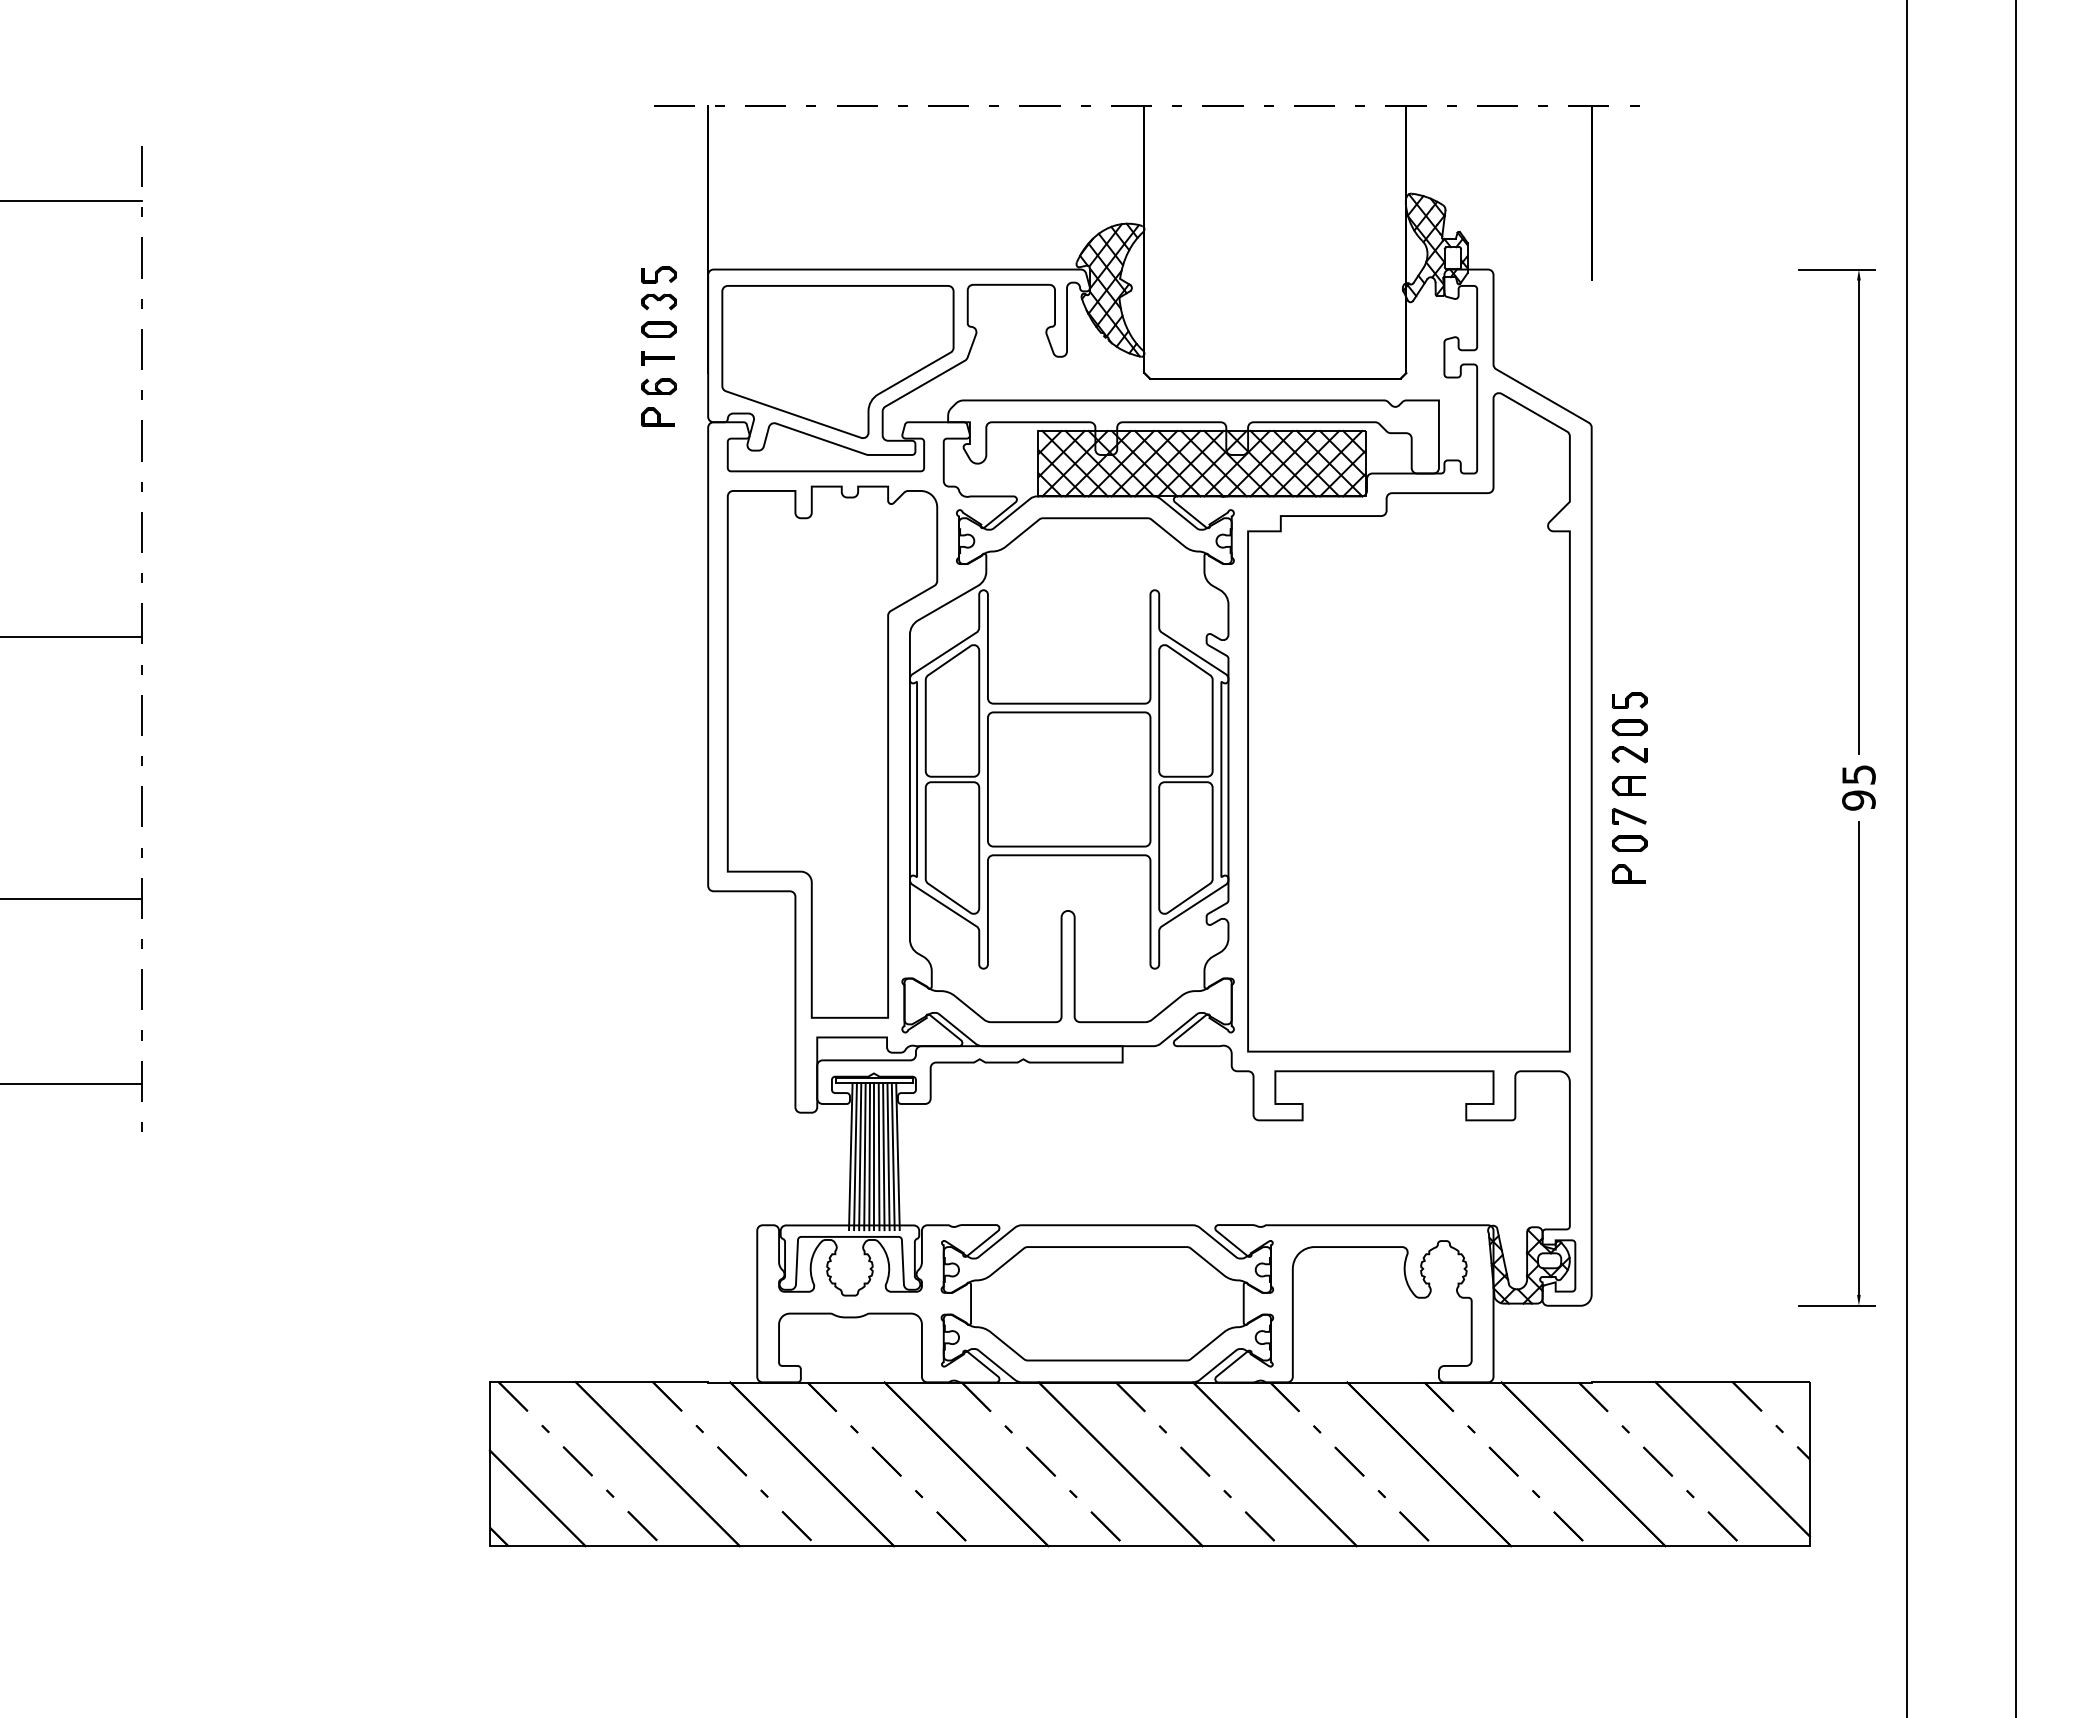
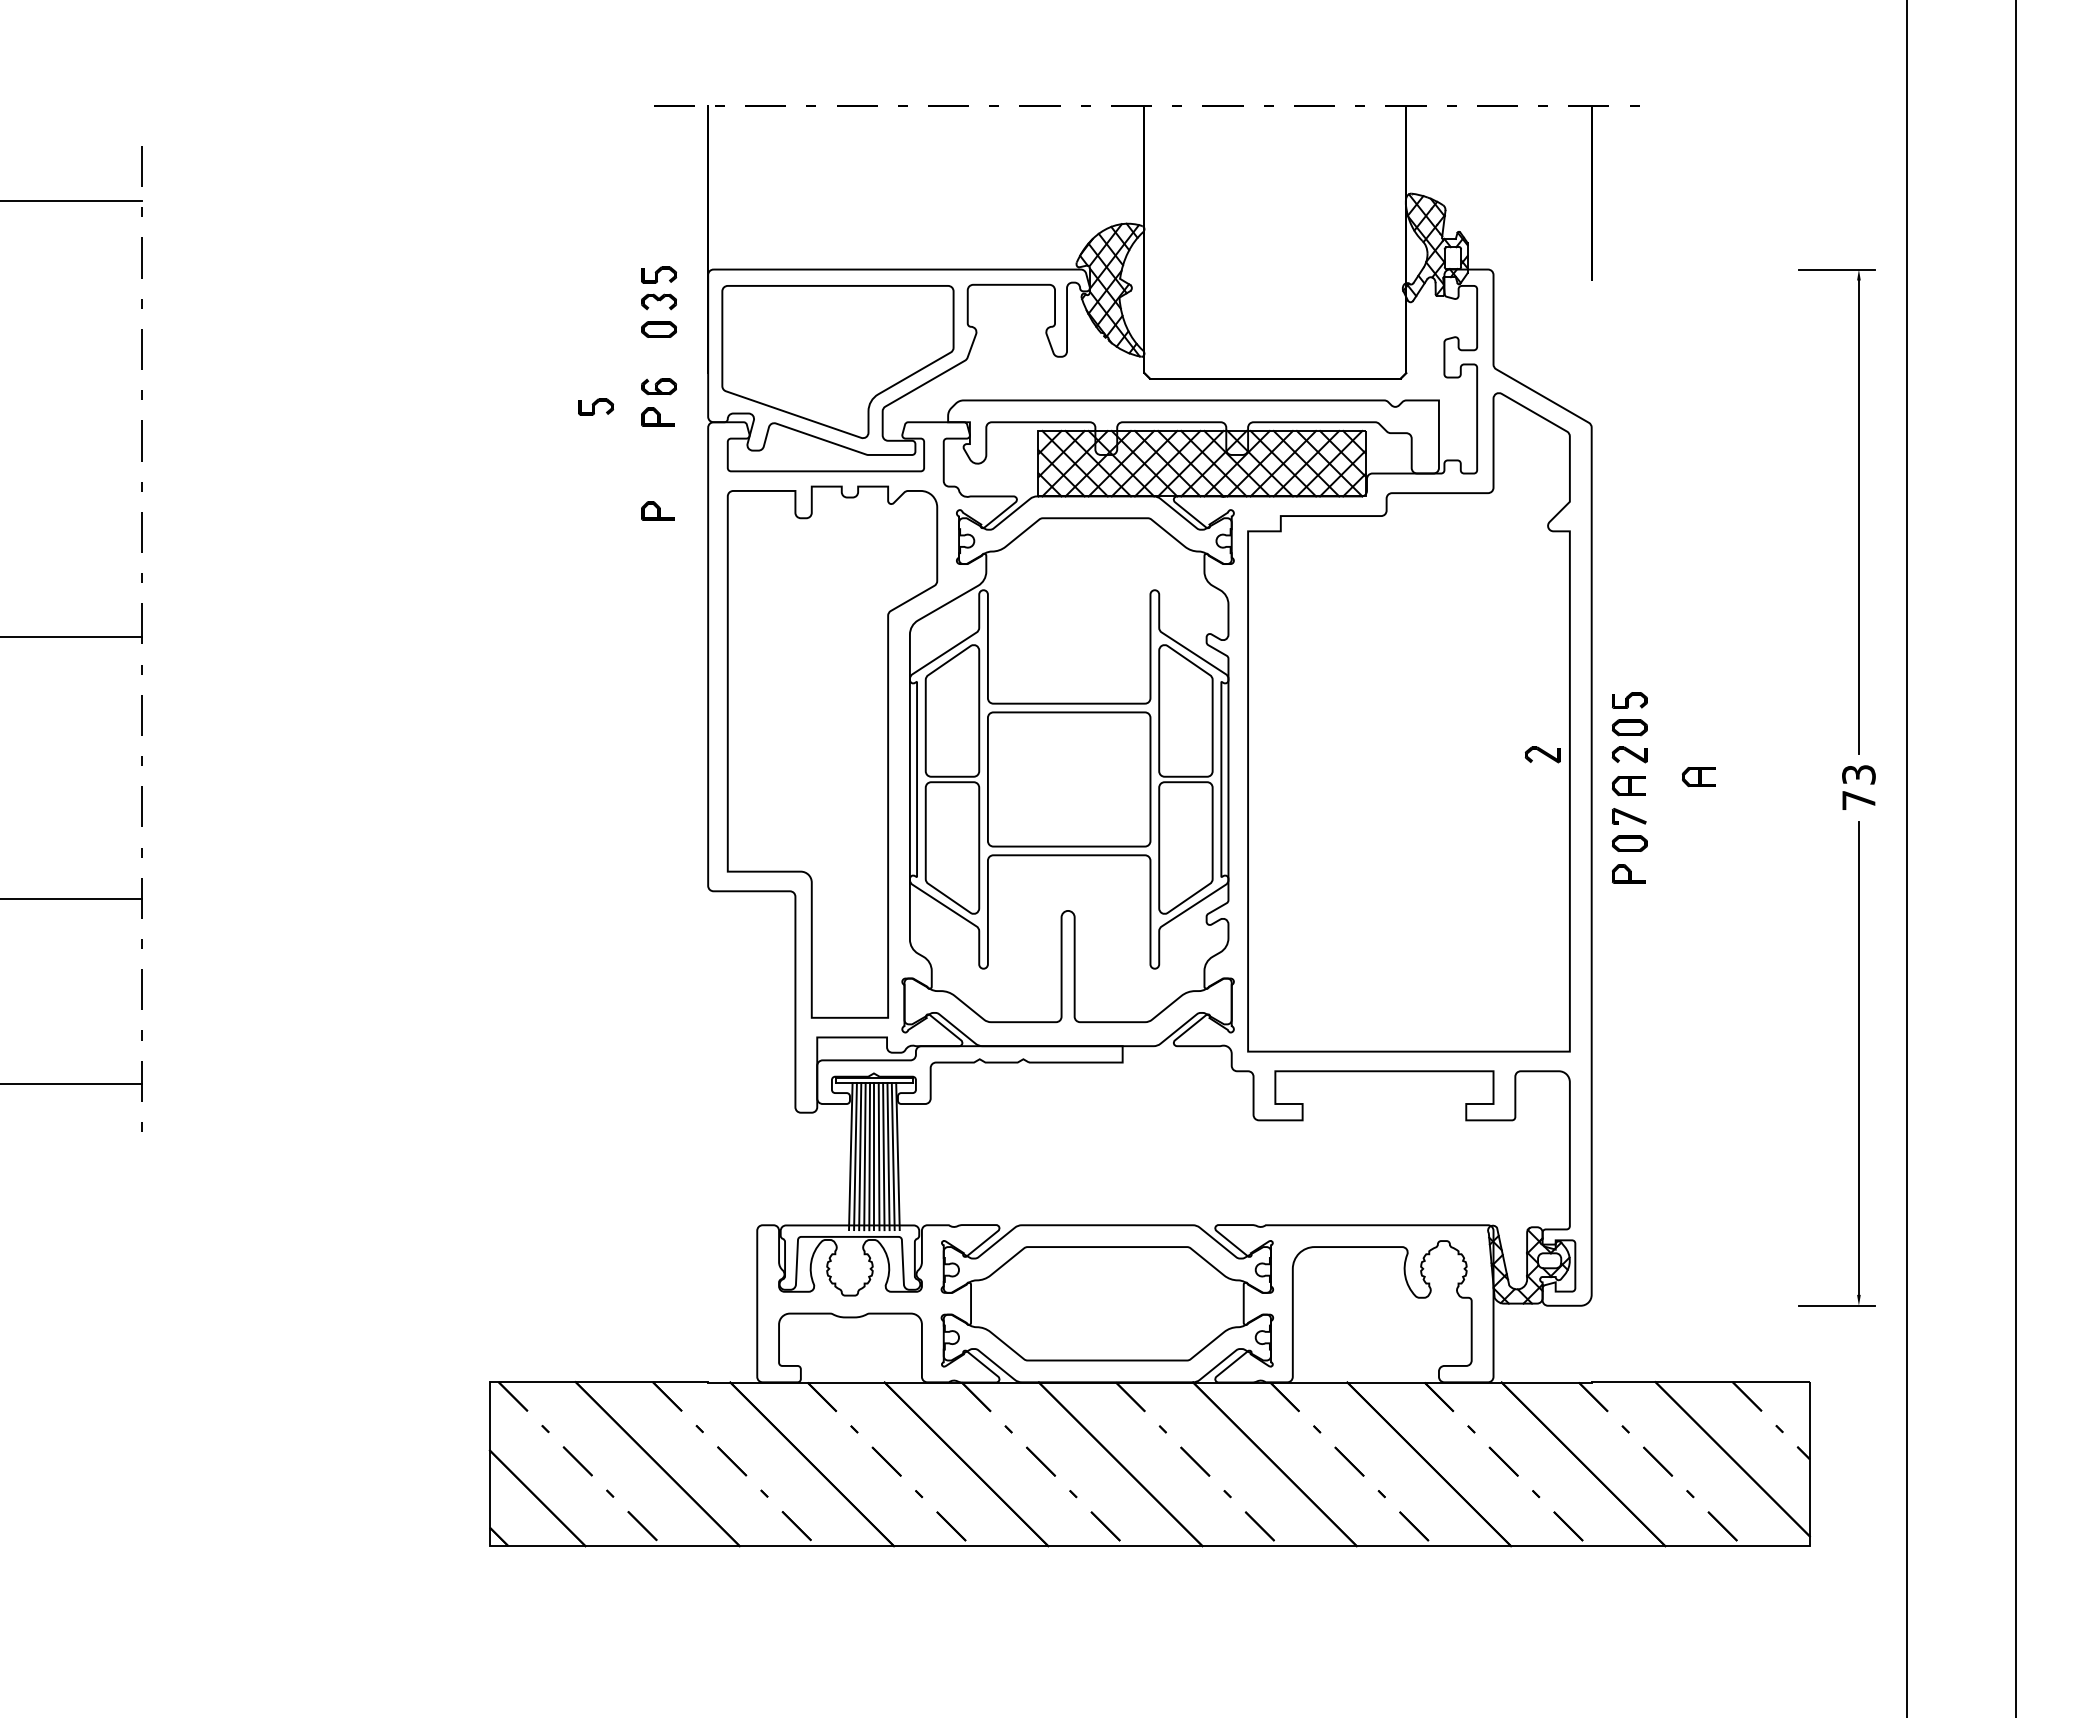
part: present -> none (657, 358)
part: none -> present (595, 406)
part: none -> present (657, 510)
part: none -> present (1542, 754)
part: none -> present (1698, 776)
text: 95 -> 73 (1858, 787)
